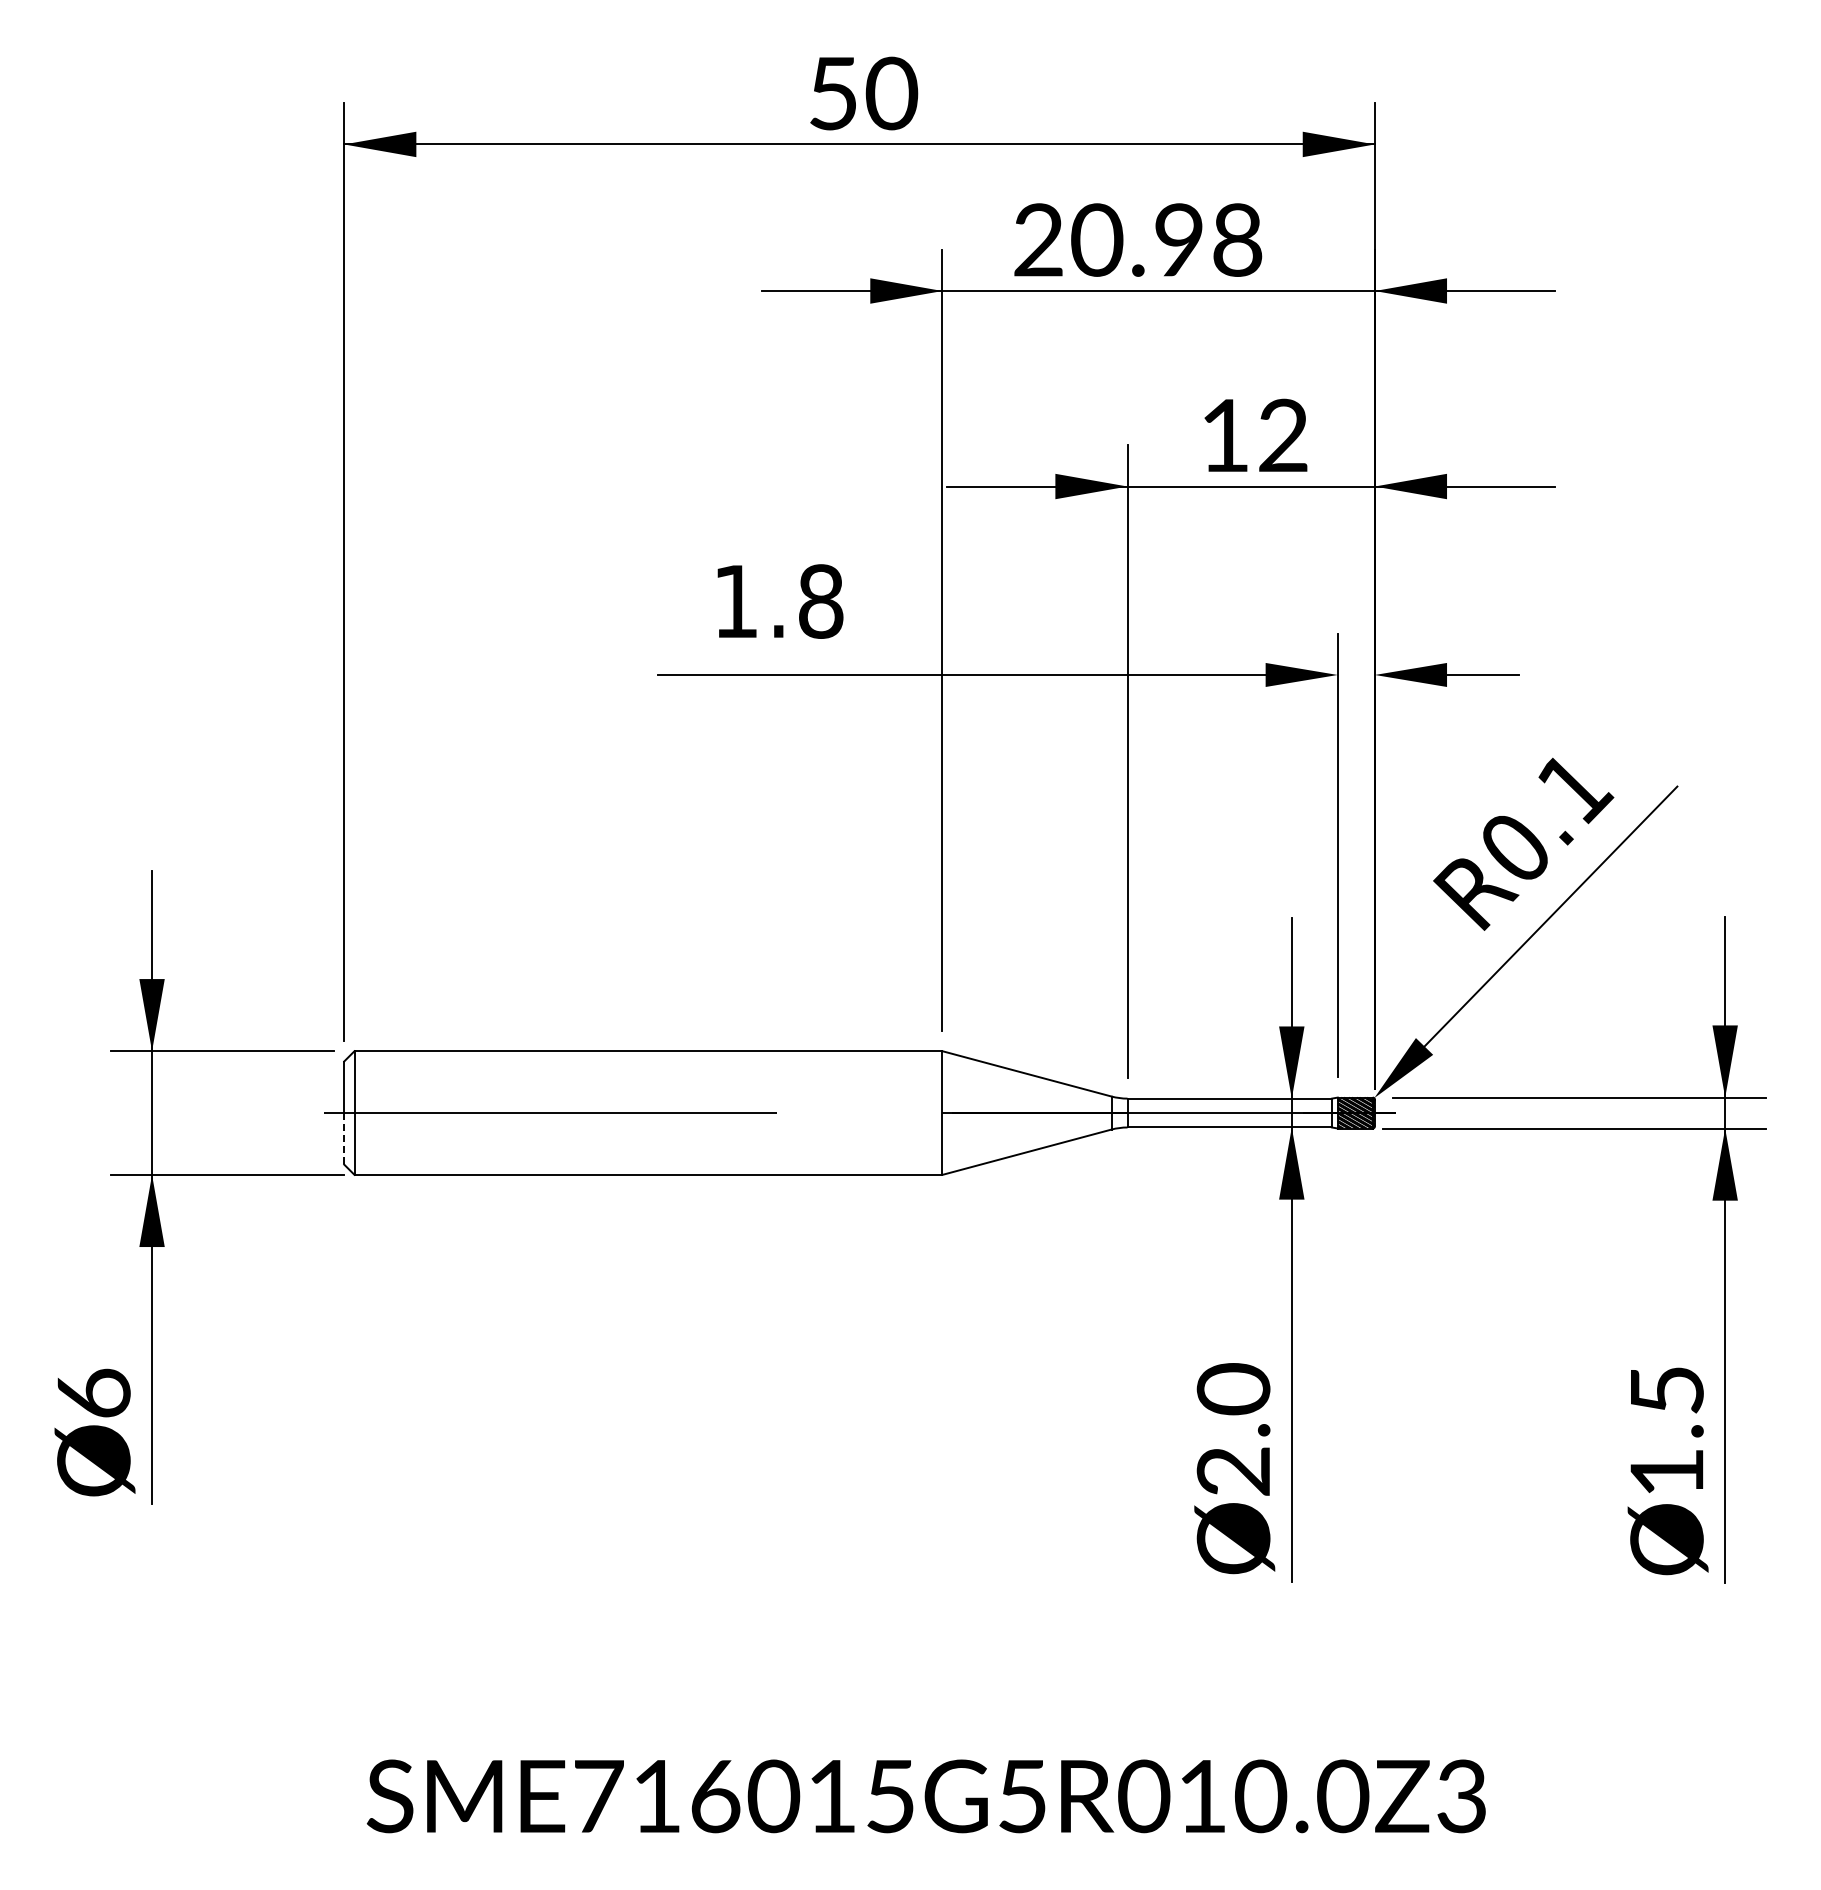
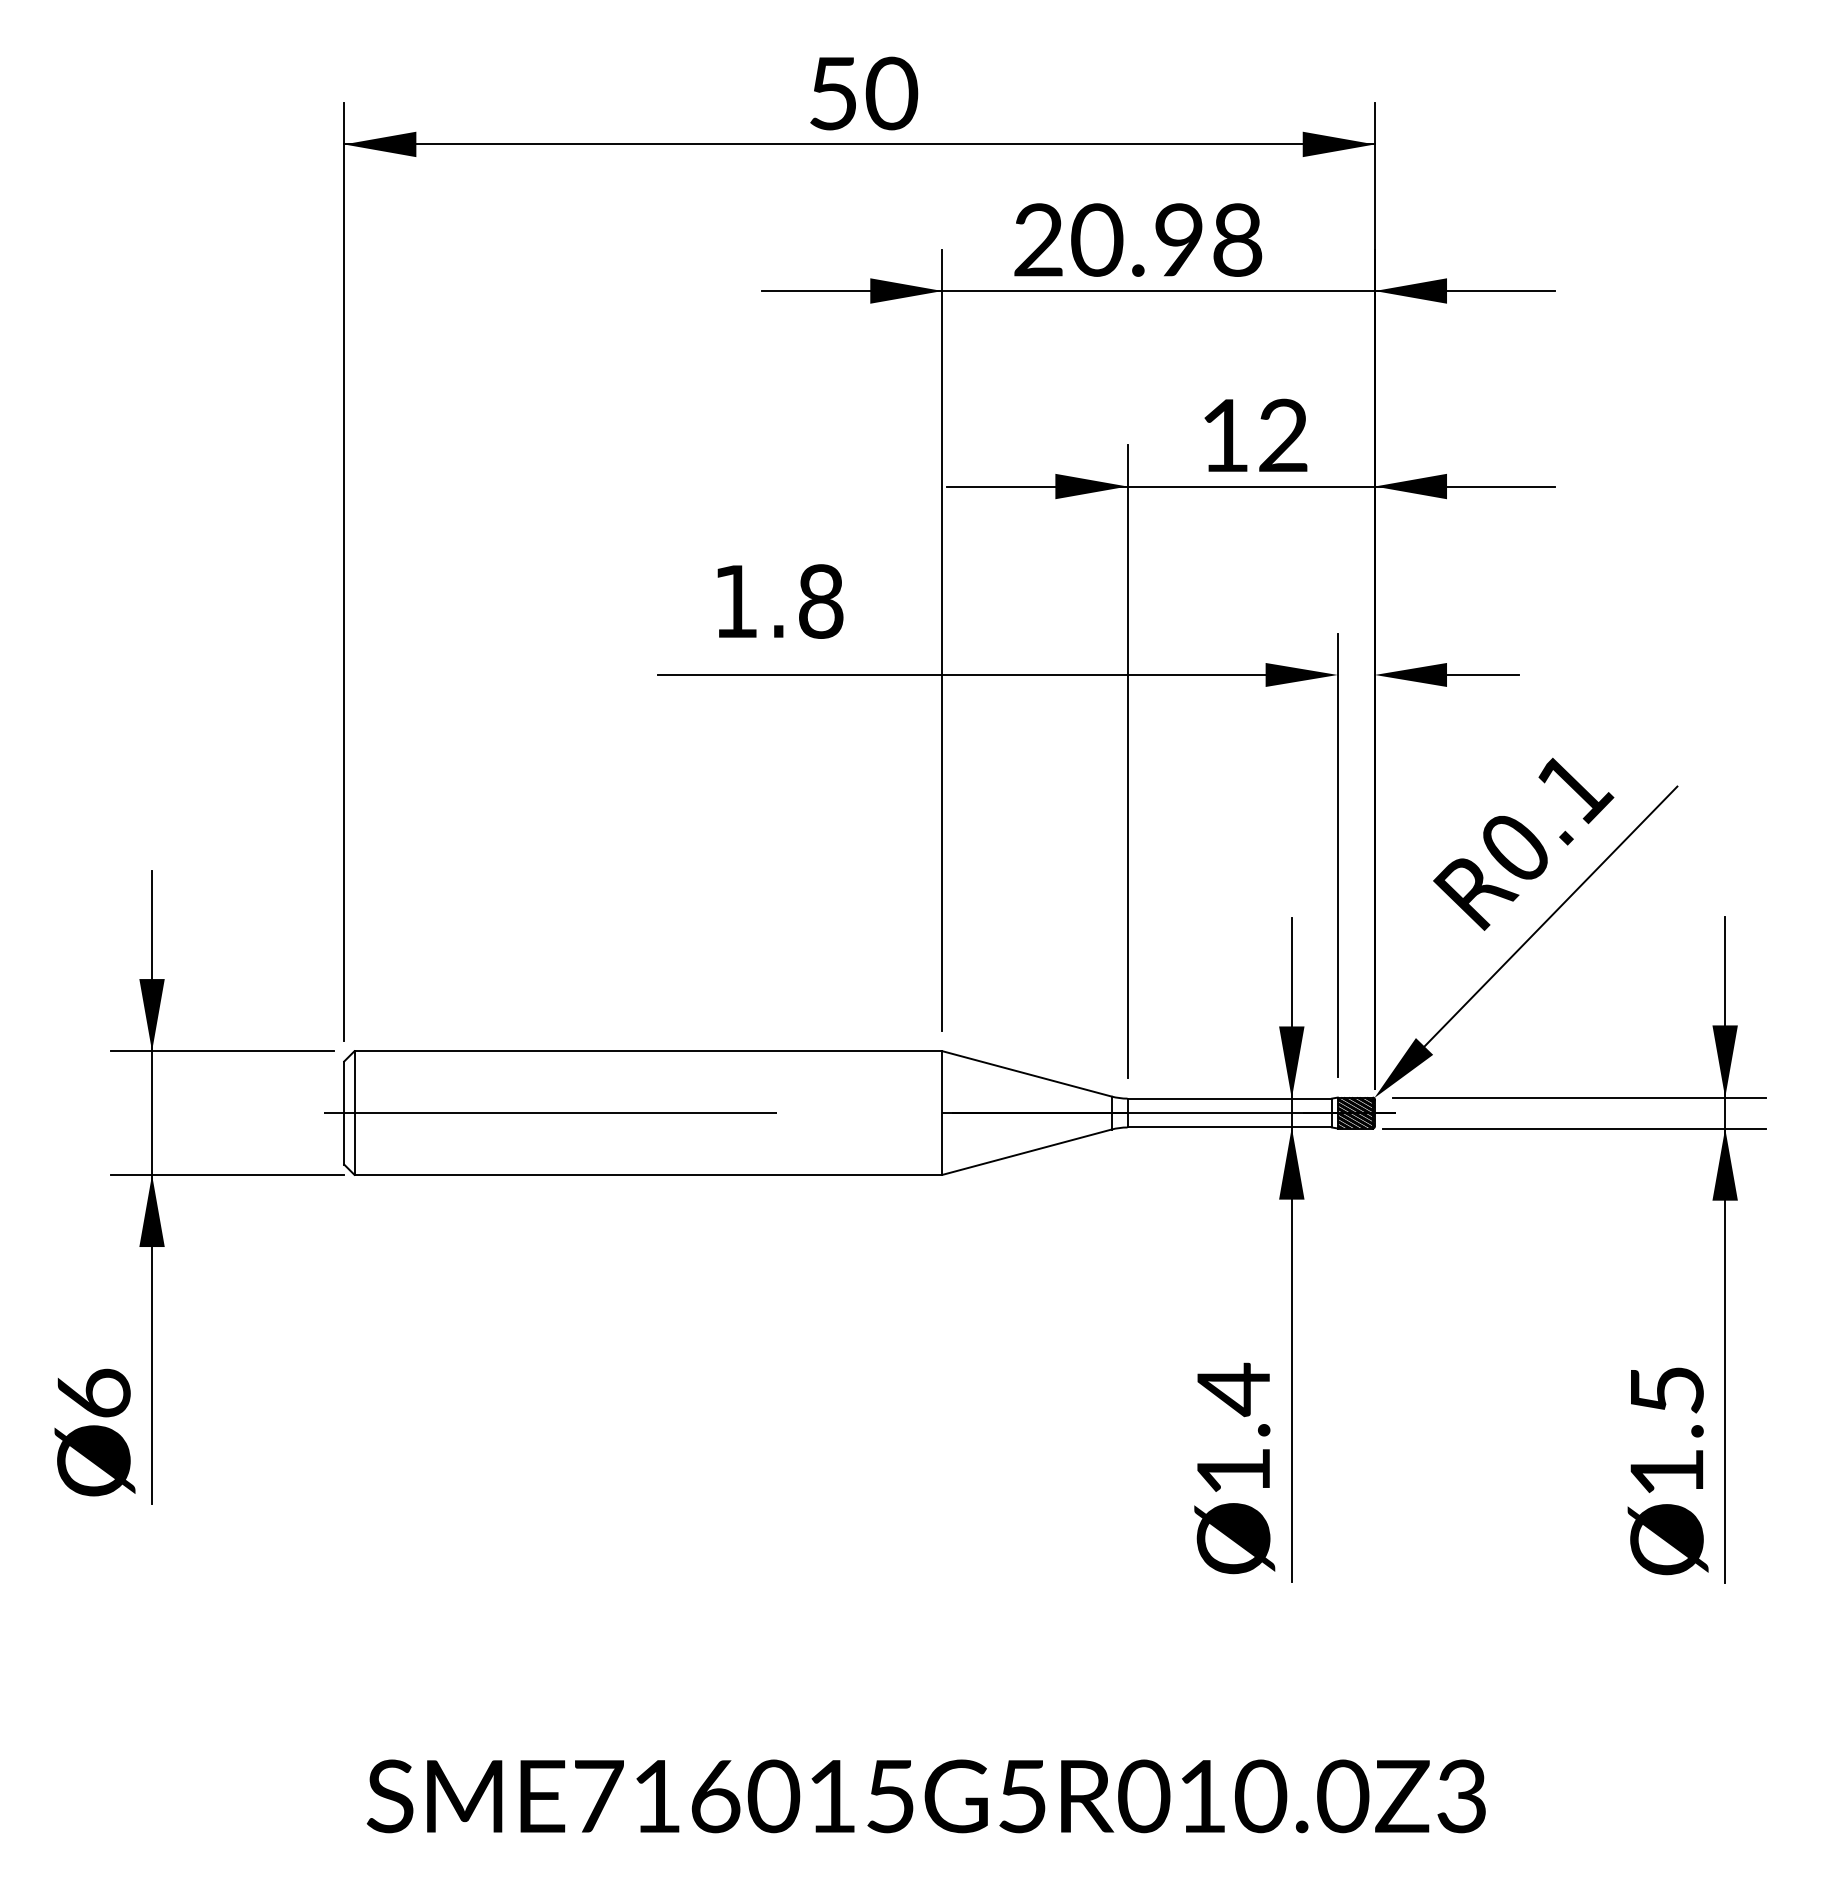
line: dashed -> solid (344, 1138)
text: 2.0 -> 1.4 (1233, 1428)
